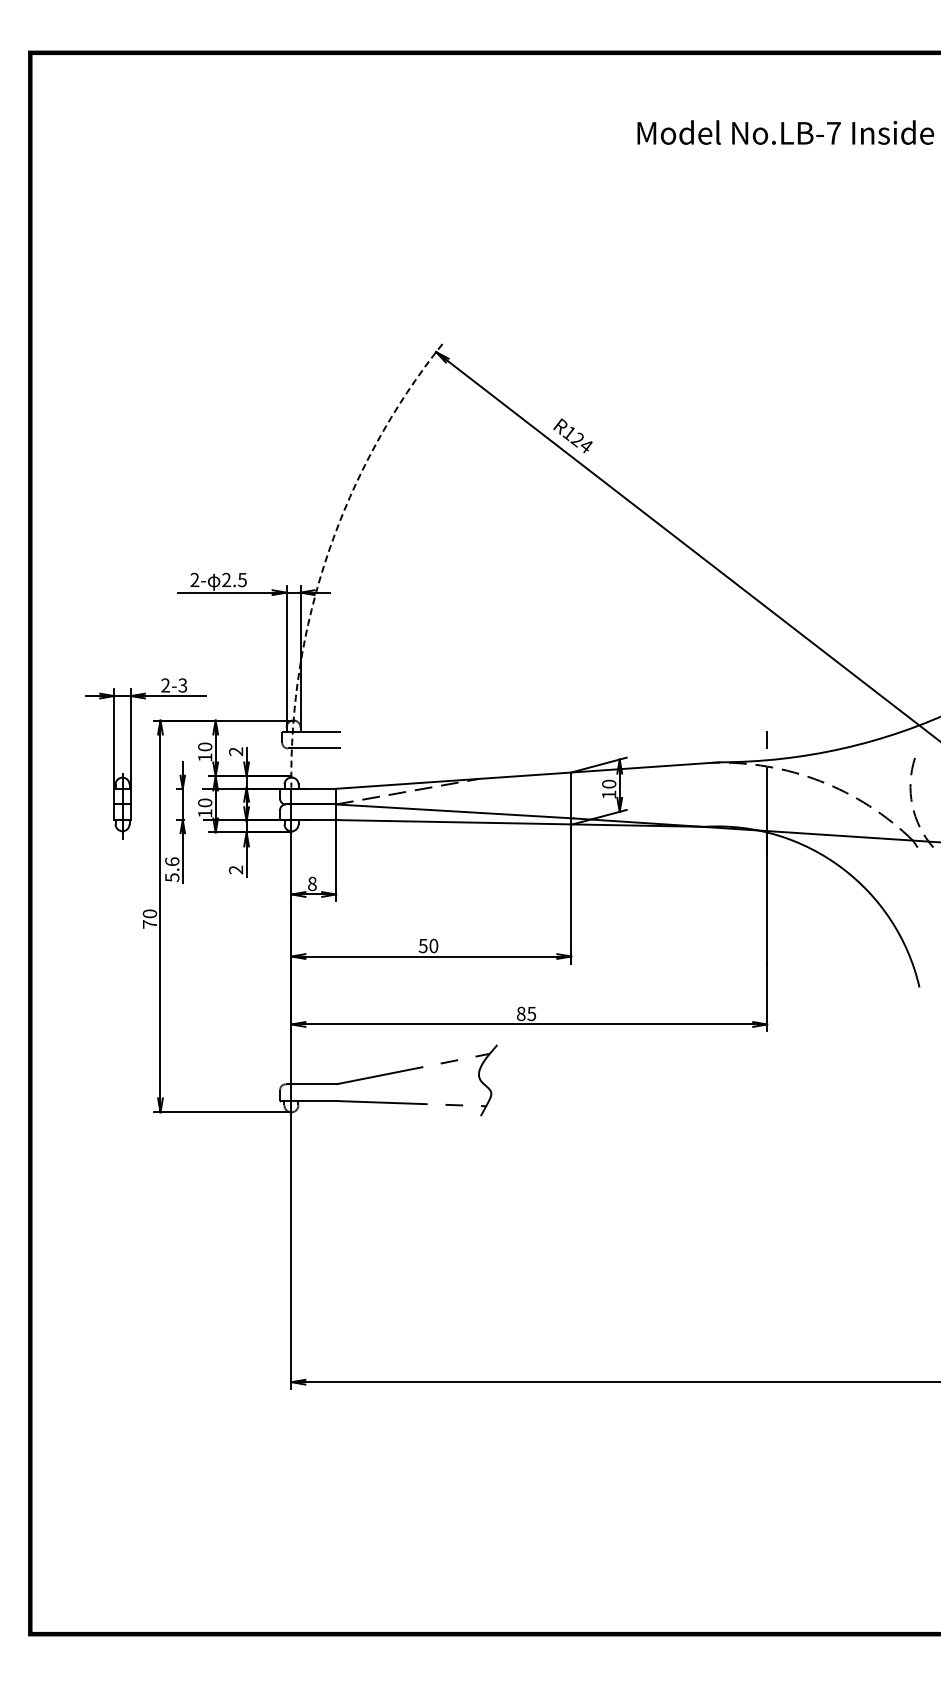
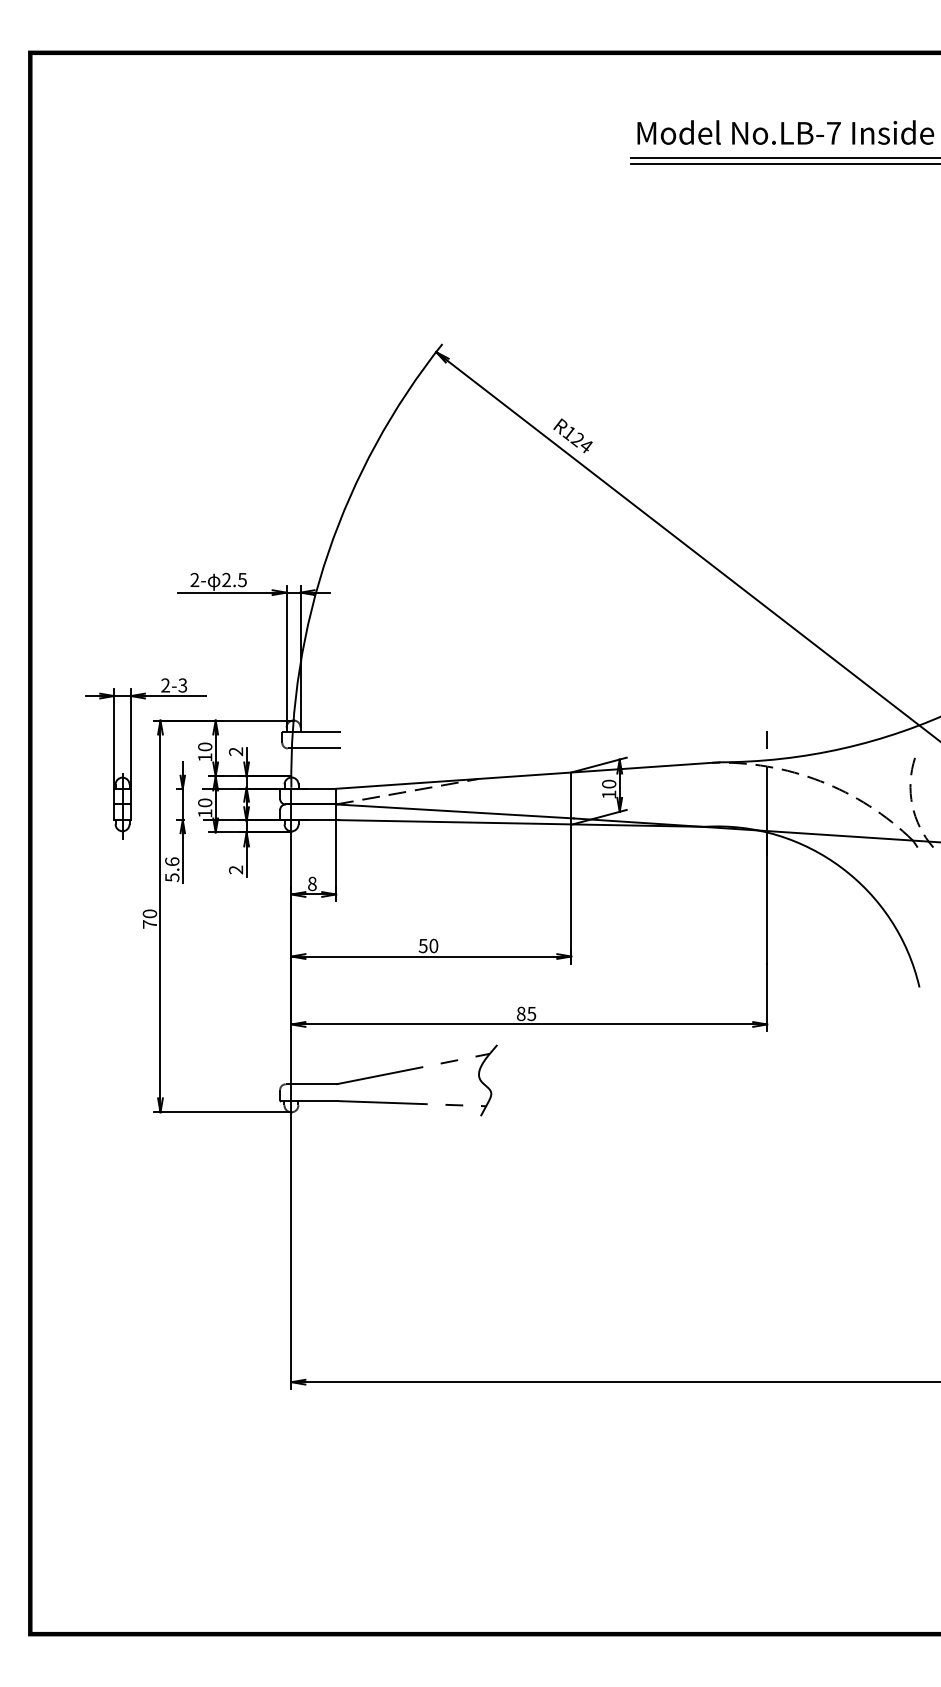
line: none -> present (783, 158)
line: none -> present (783, 163)
arc: dashed -> solid (328, 552)
